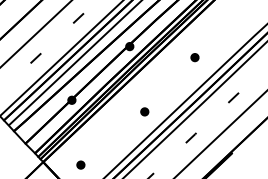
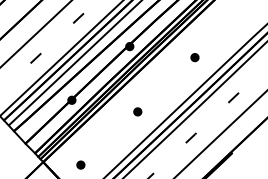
part position: (144, 111) -> (137, 111) (137, 111)
